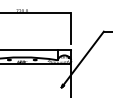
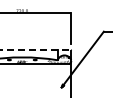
line: solid -> dashed (36, 50)
